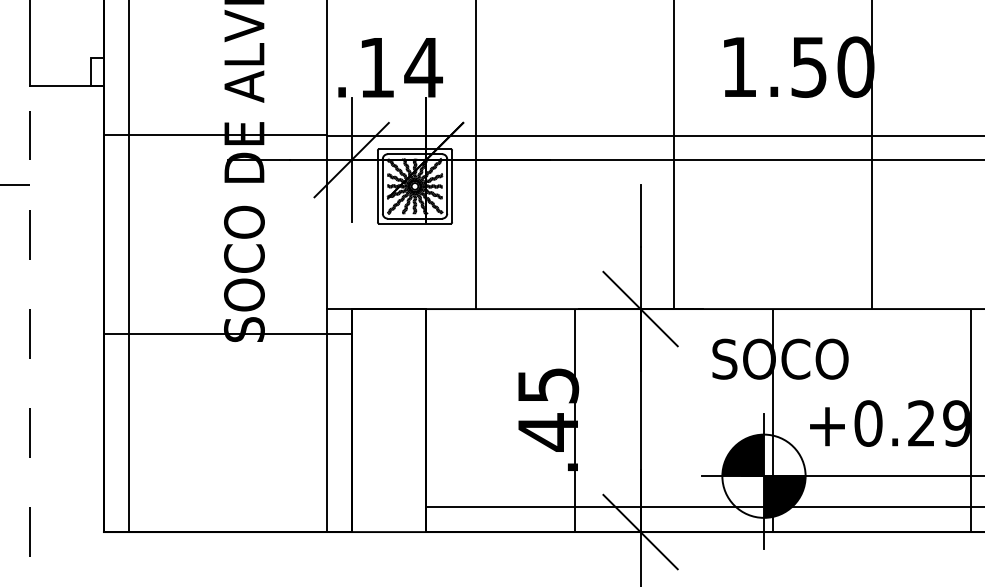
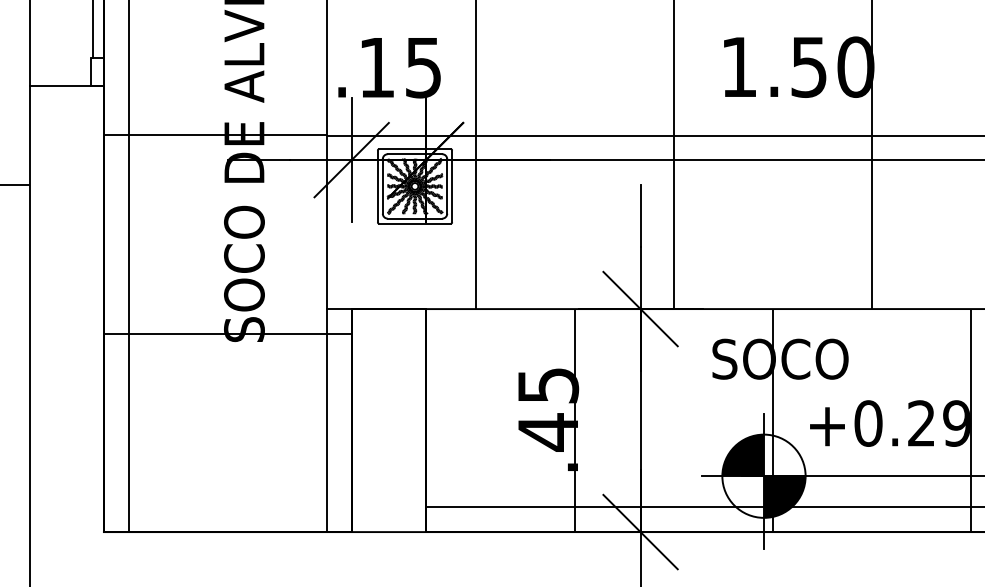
line: none -> present (93, 29)
text: .14 -> .15 (423, 68)
line: dashed -> solid (29, 336)
